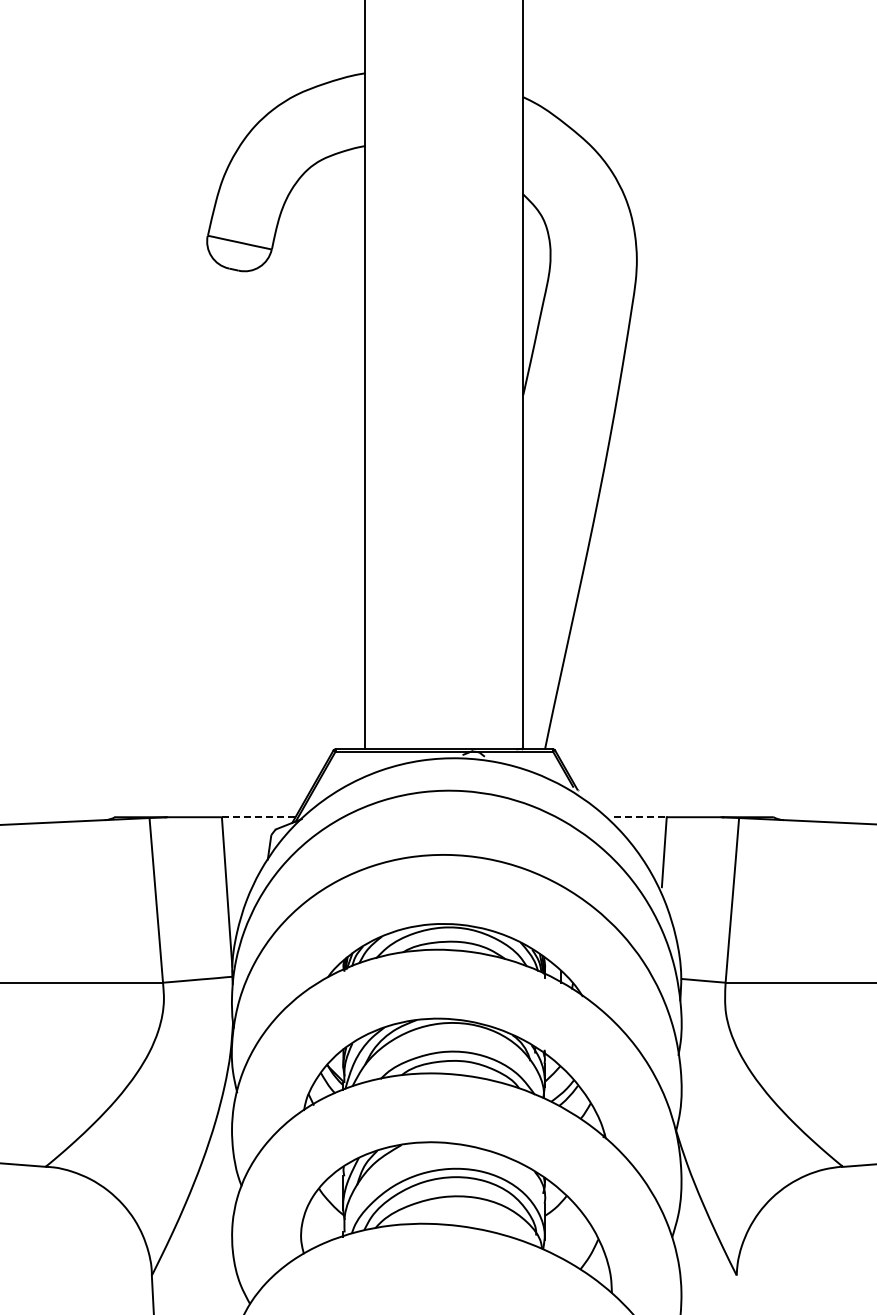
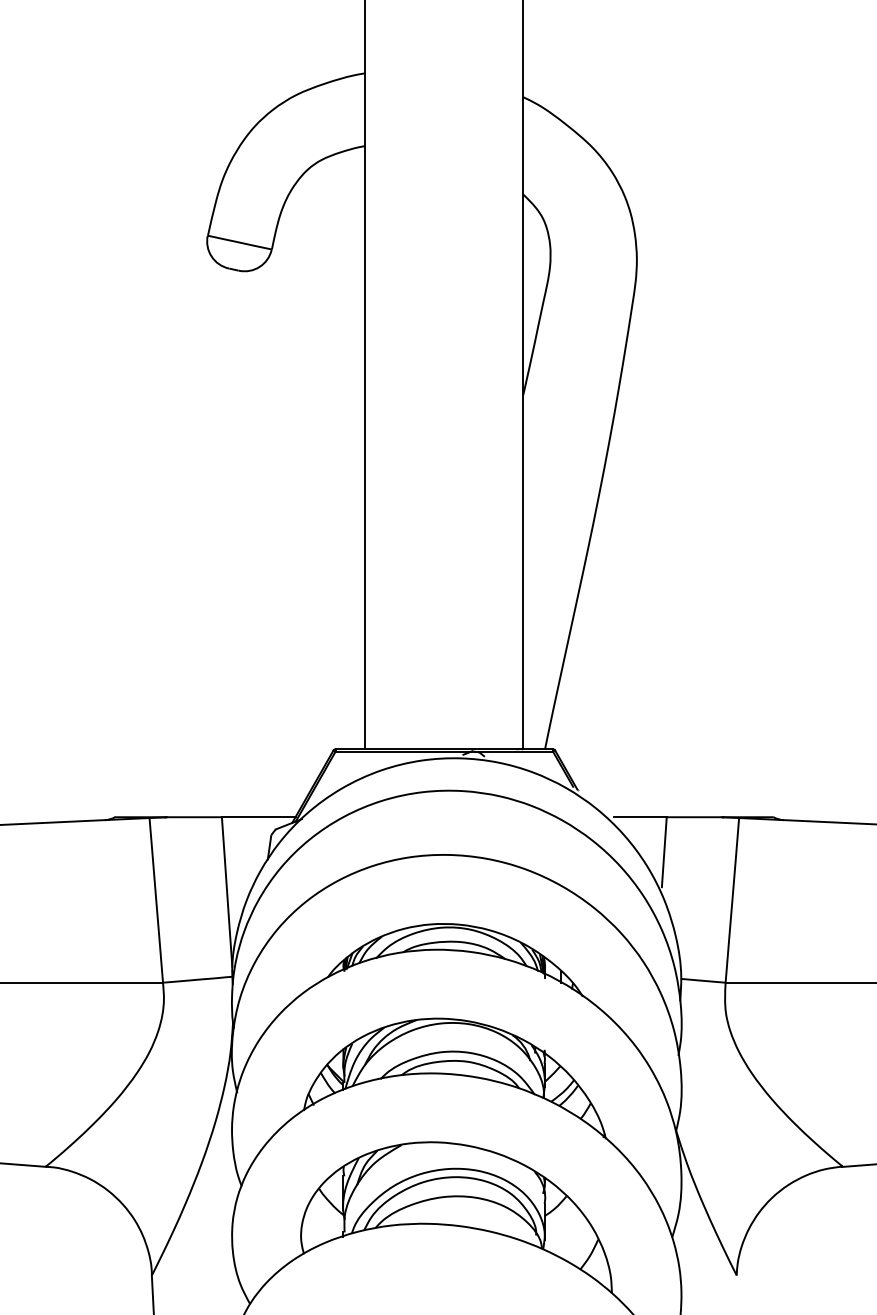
line: dashed -> solid (258, 817)
line: dashed -> solid (640, 817)
